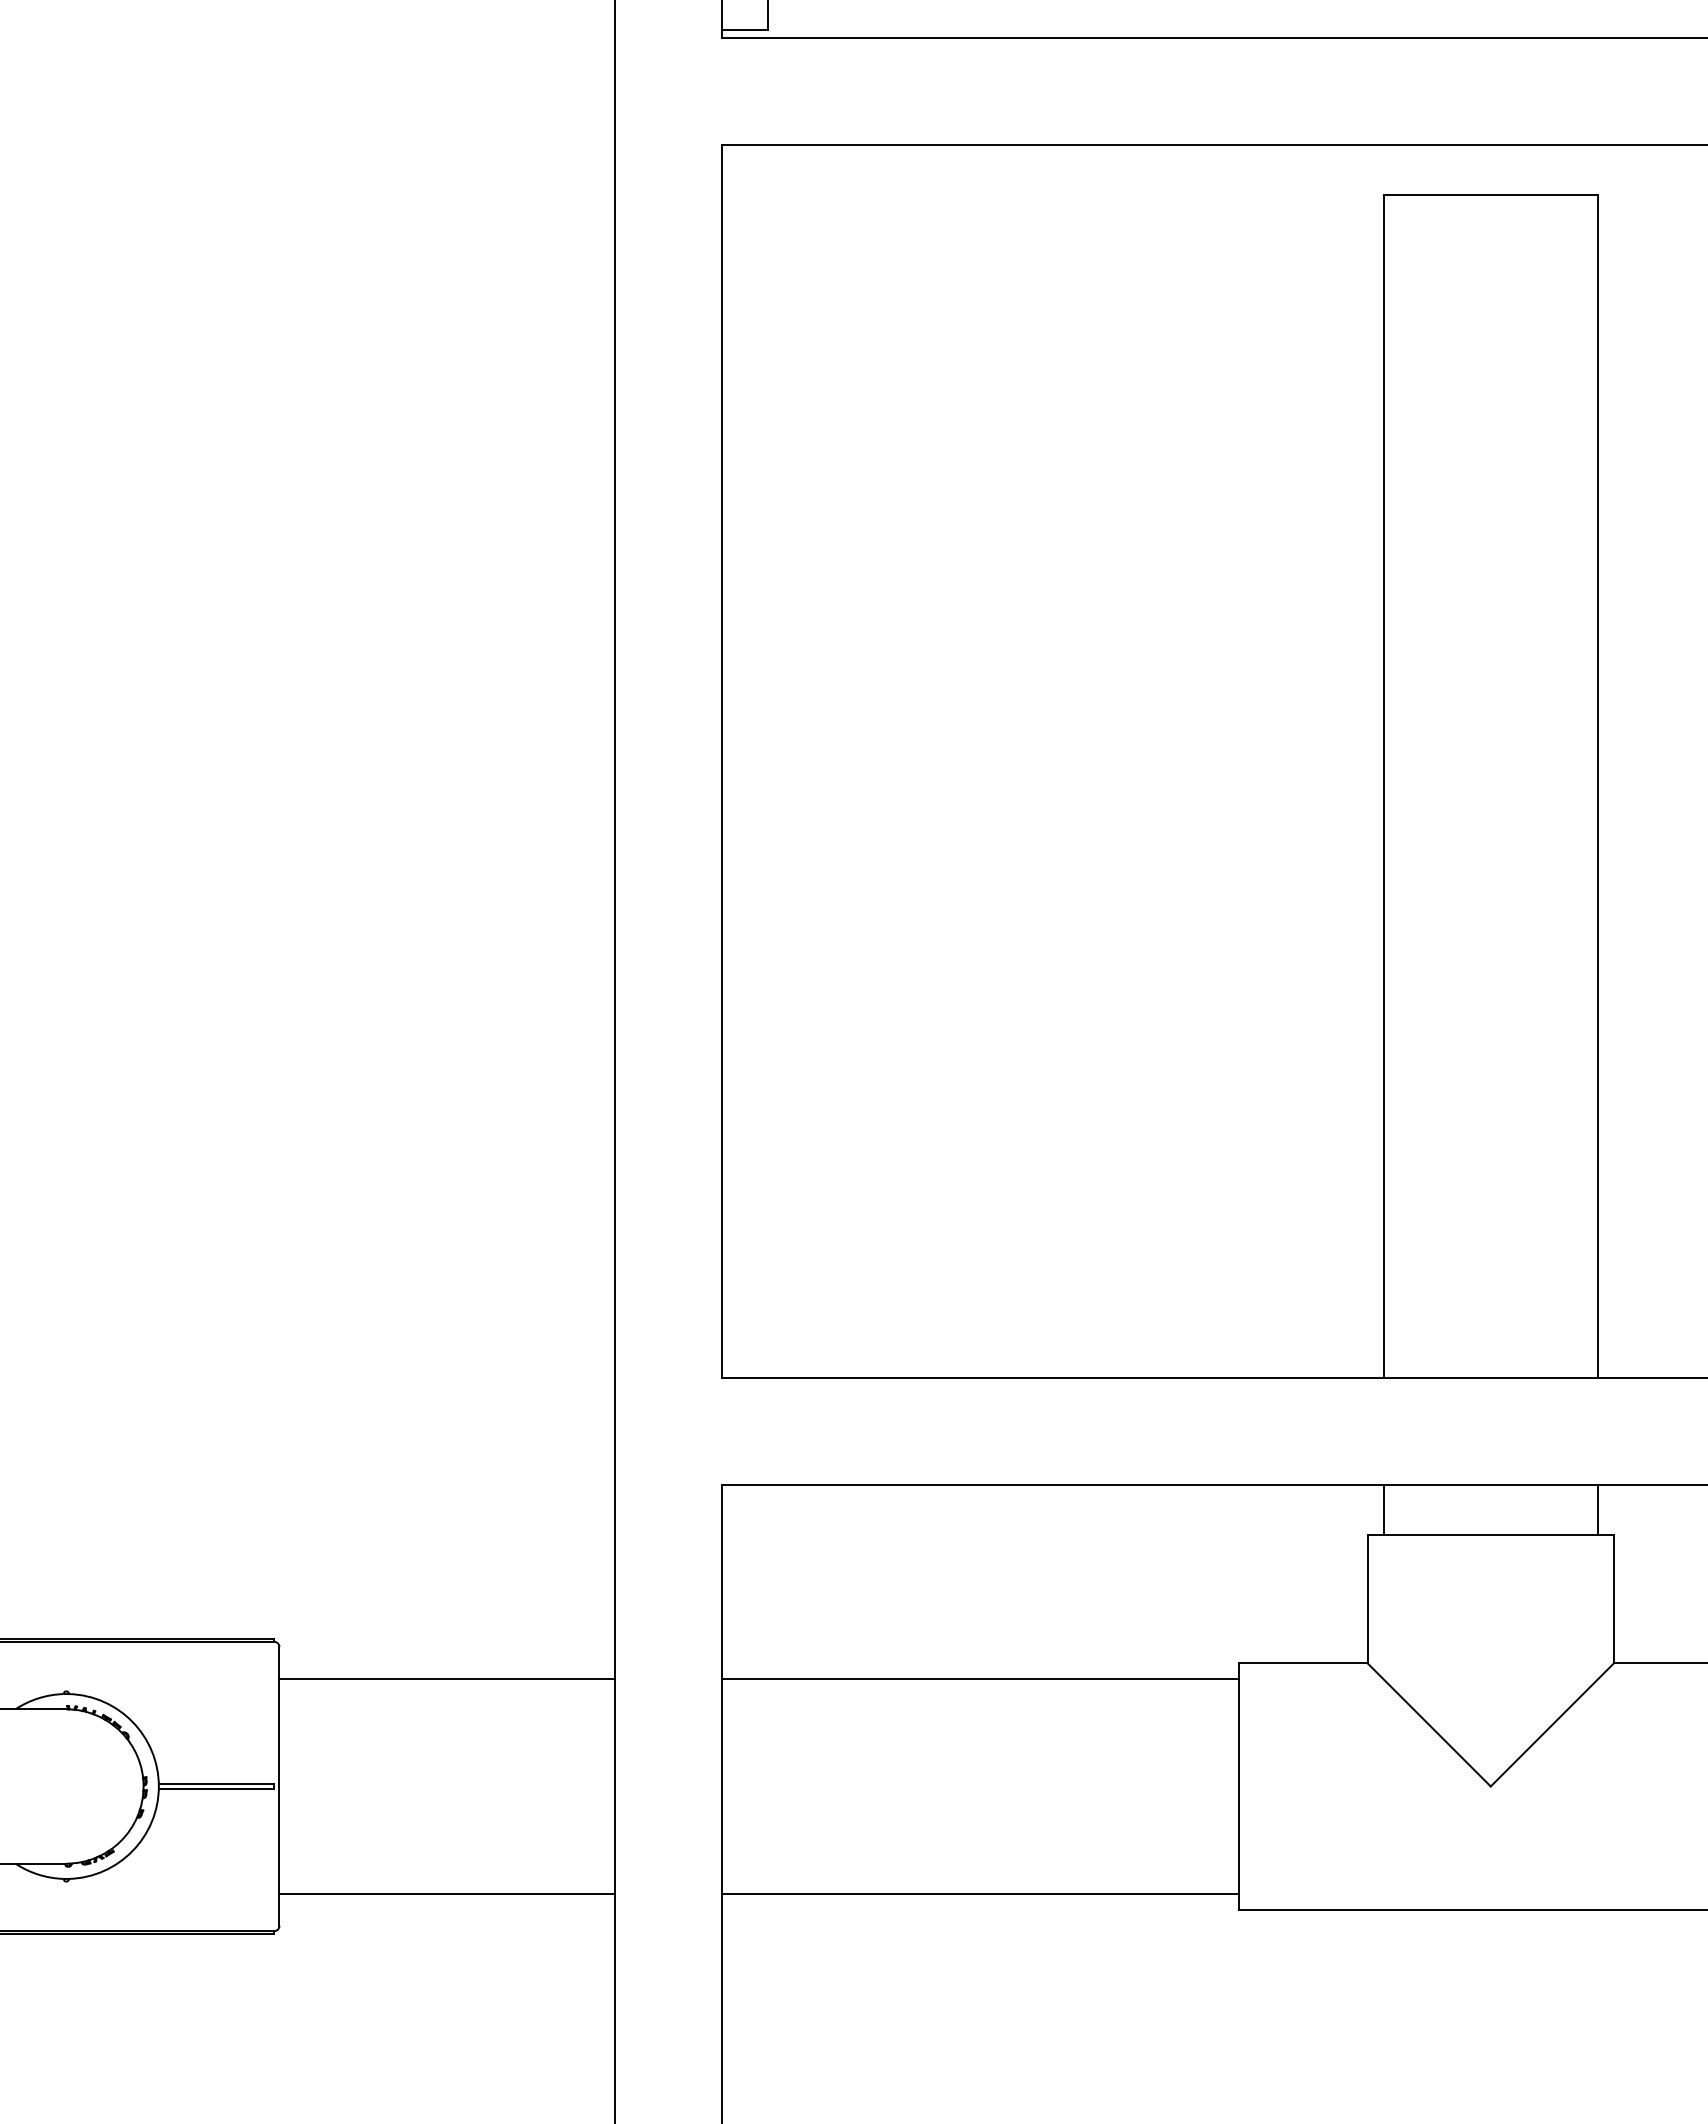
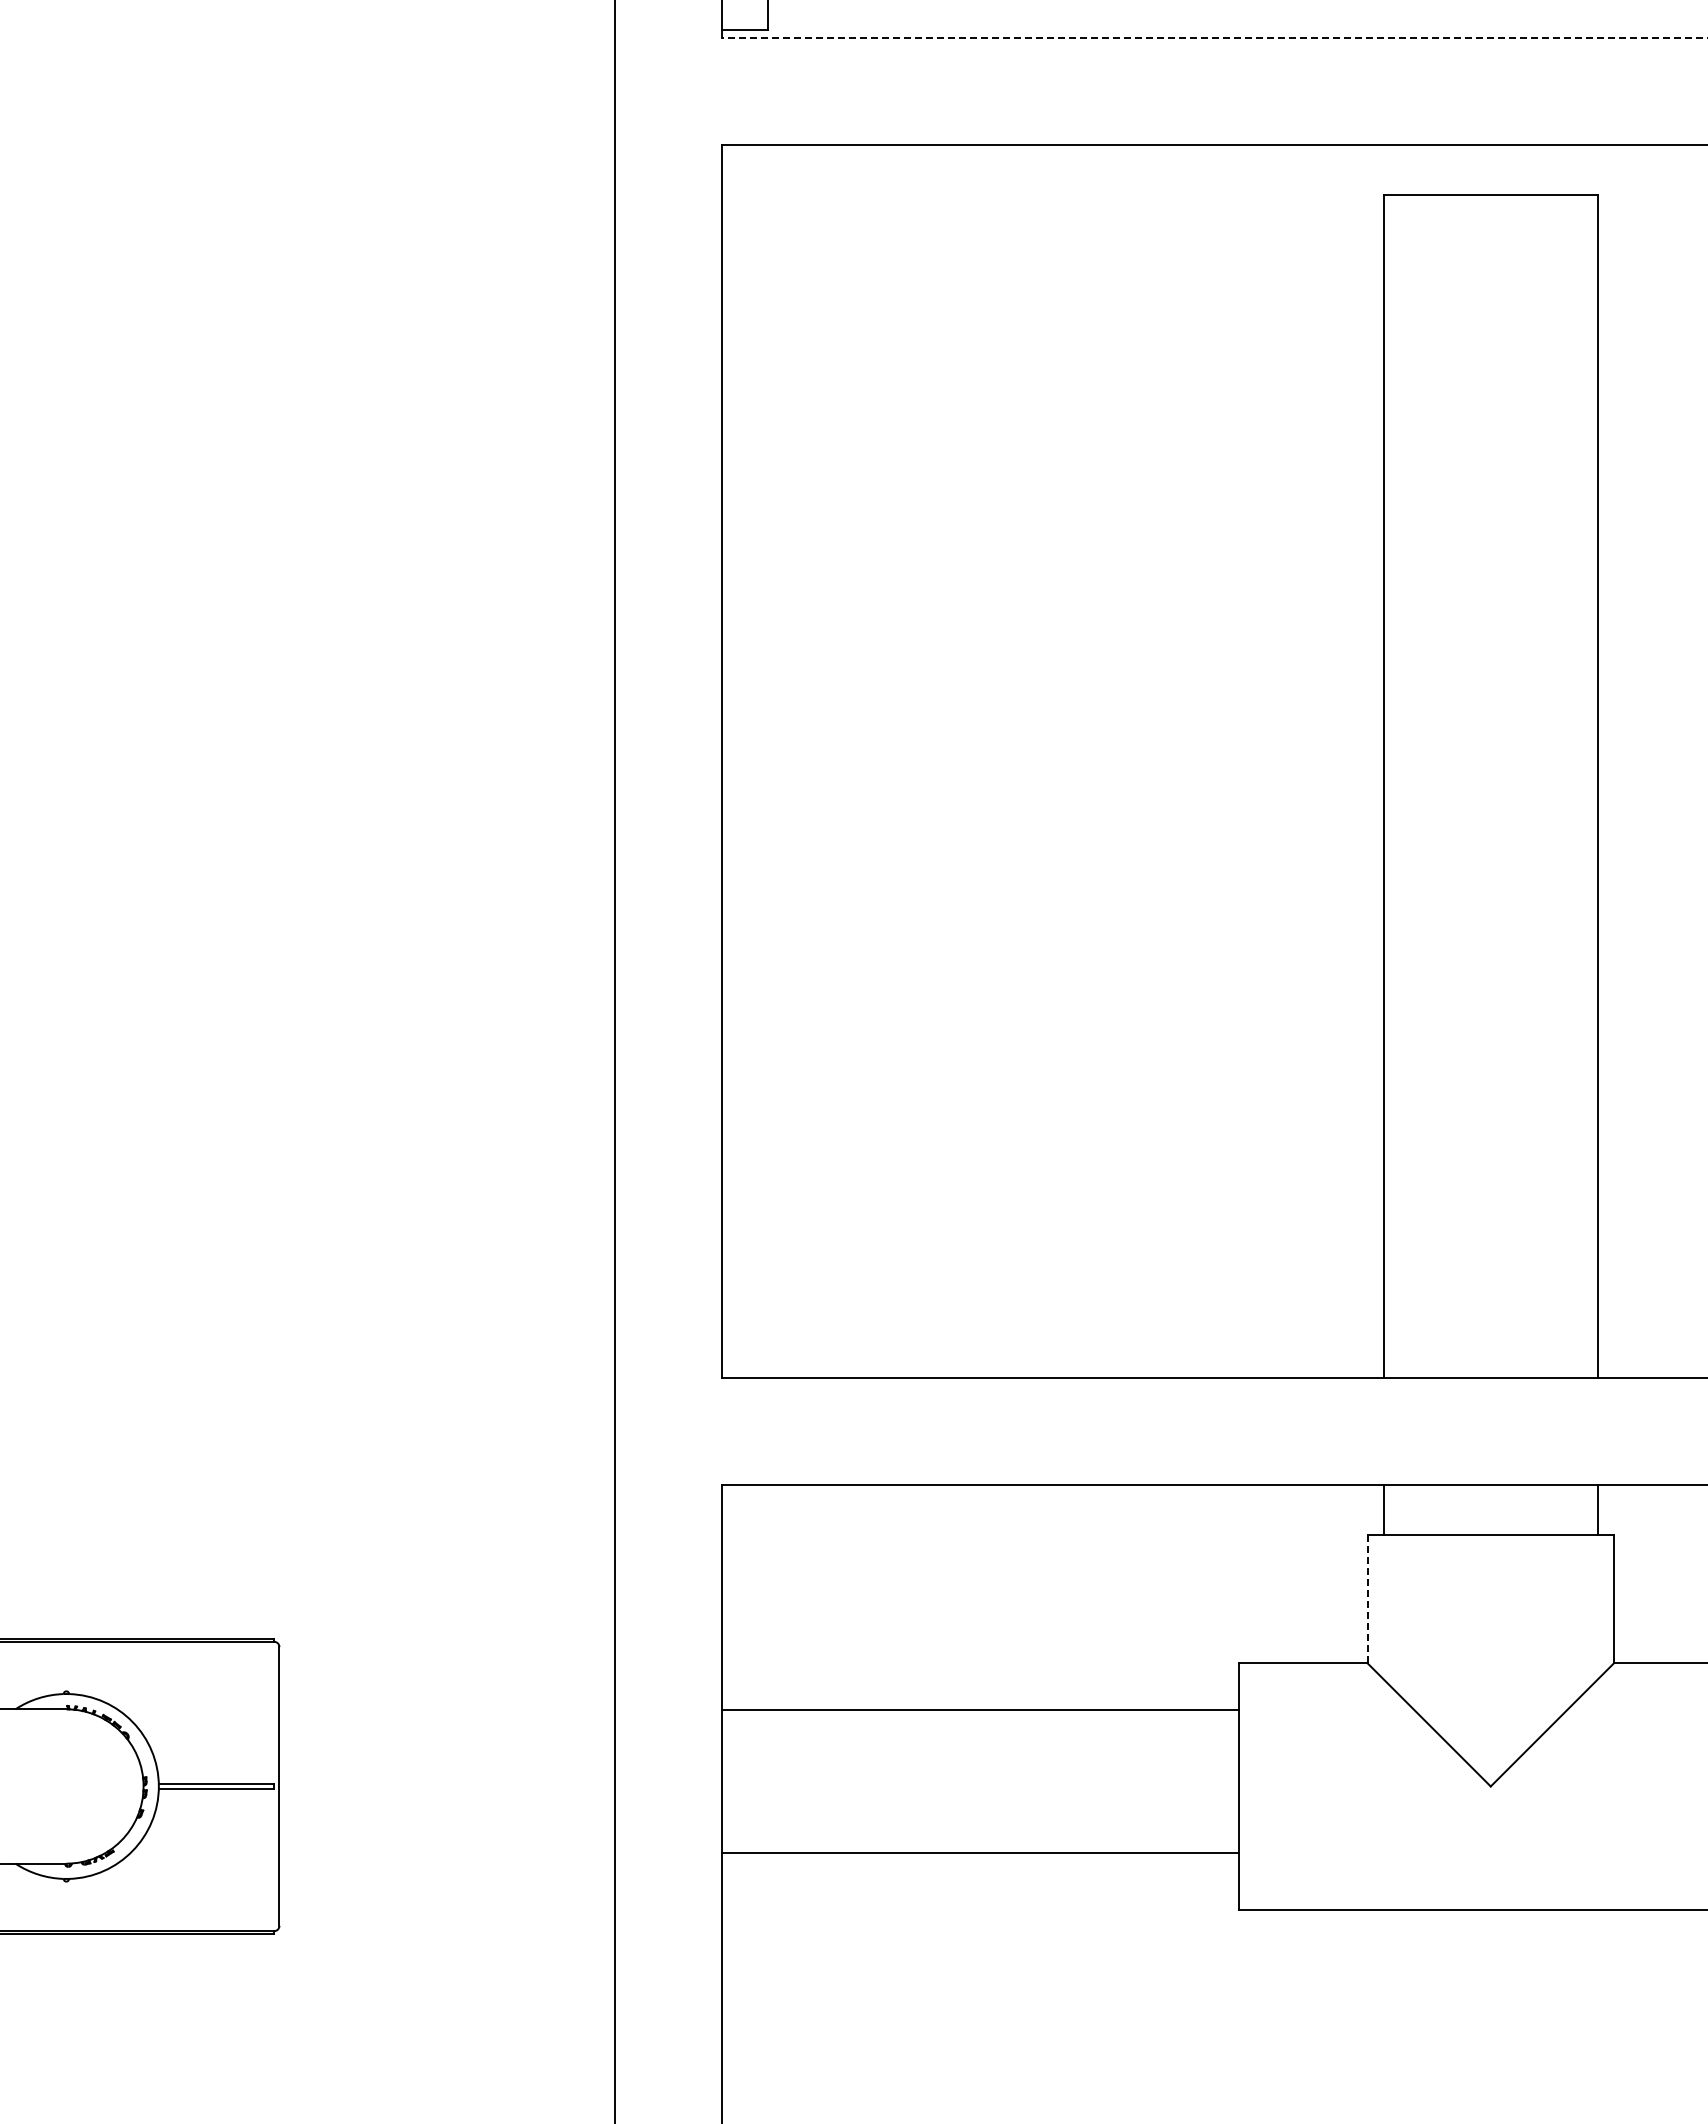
line: solid -> dashed (1214, 38)
line: solid -> dashed (1367, 1599)
line: present -> none (446, 1679)
line position: (979, 1679) -> (979, 1710) (979, 1710)
line: present -> none (446, 1893)
line position: (979, 1893) -> (979, 1852) (979, 1852)
